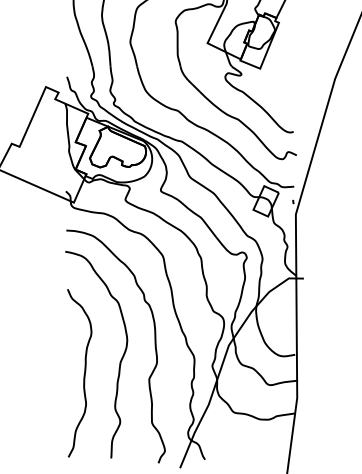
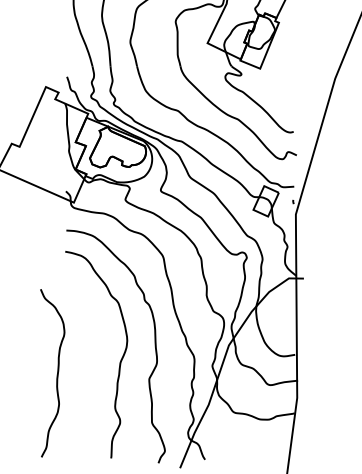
curve position: (83, 374) -> (56, 374) (56, 374)
